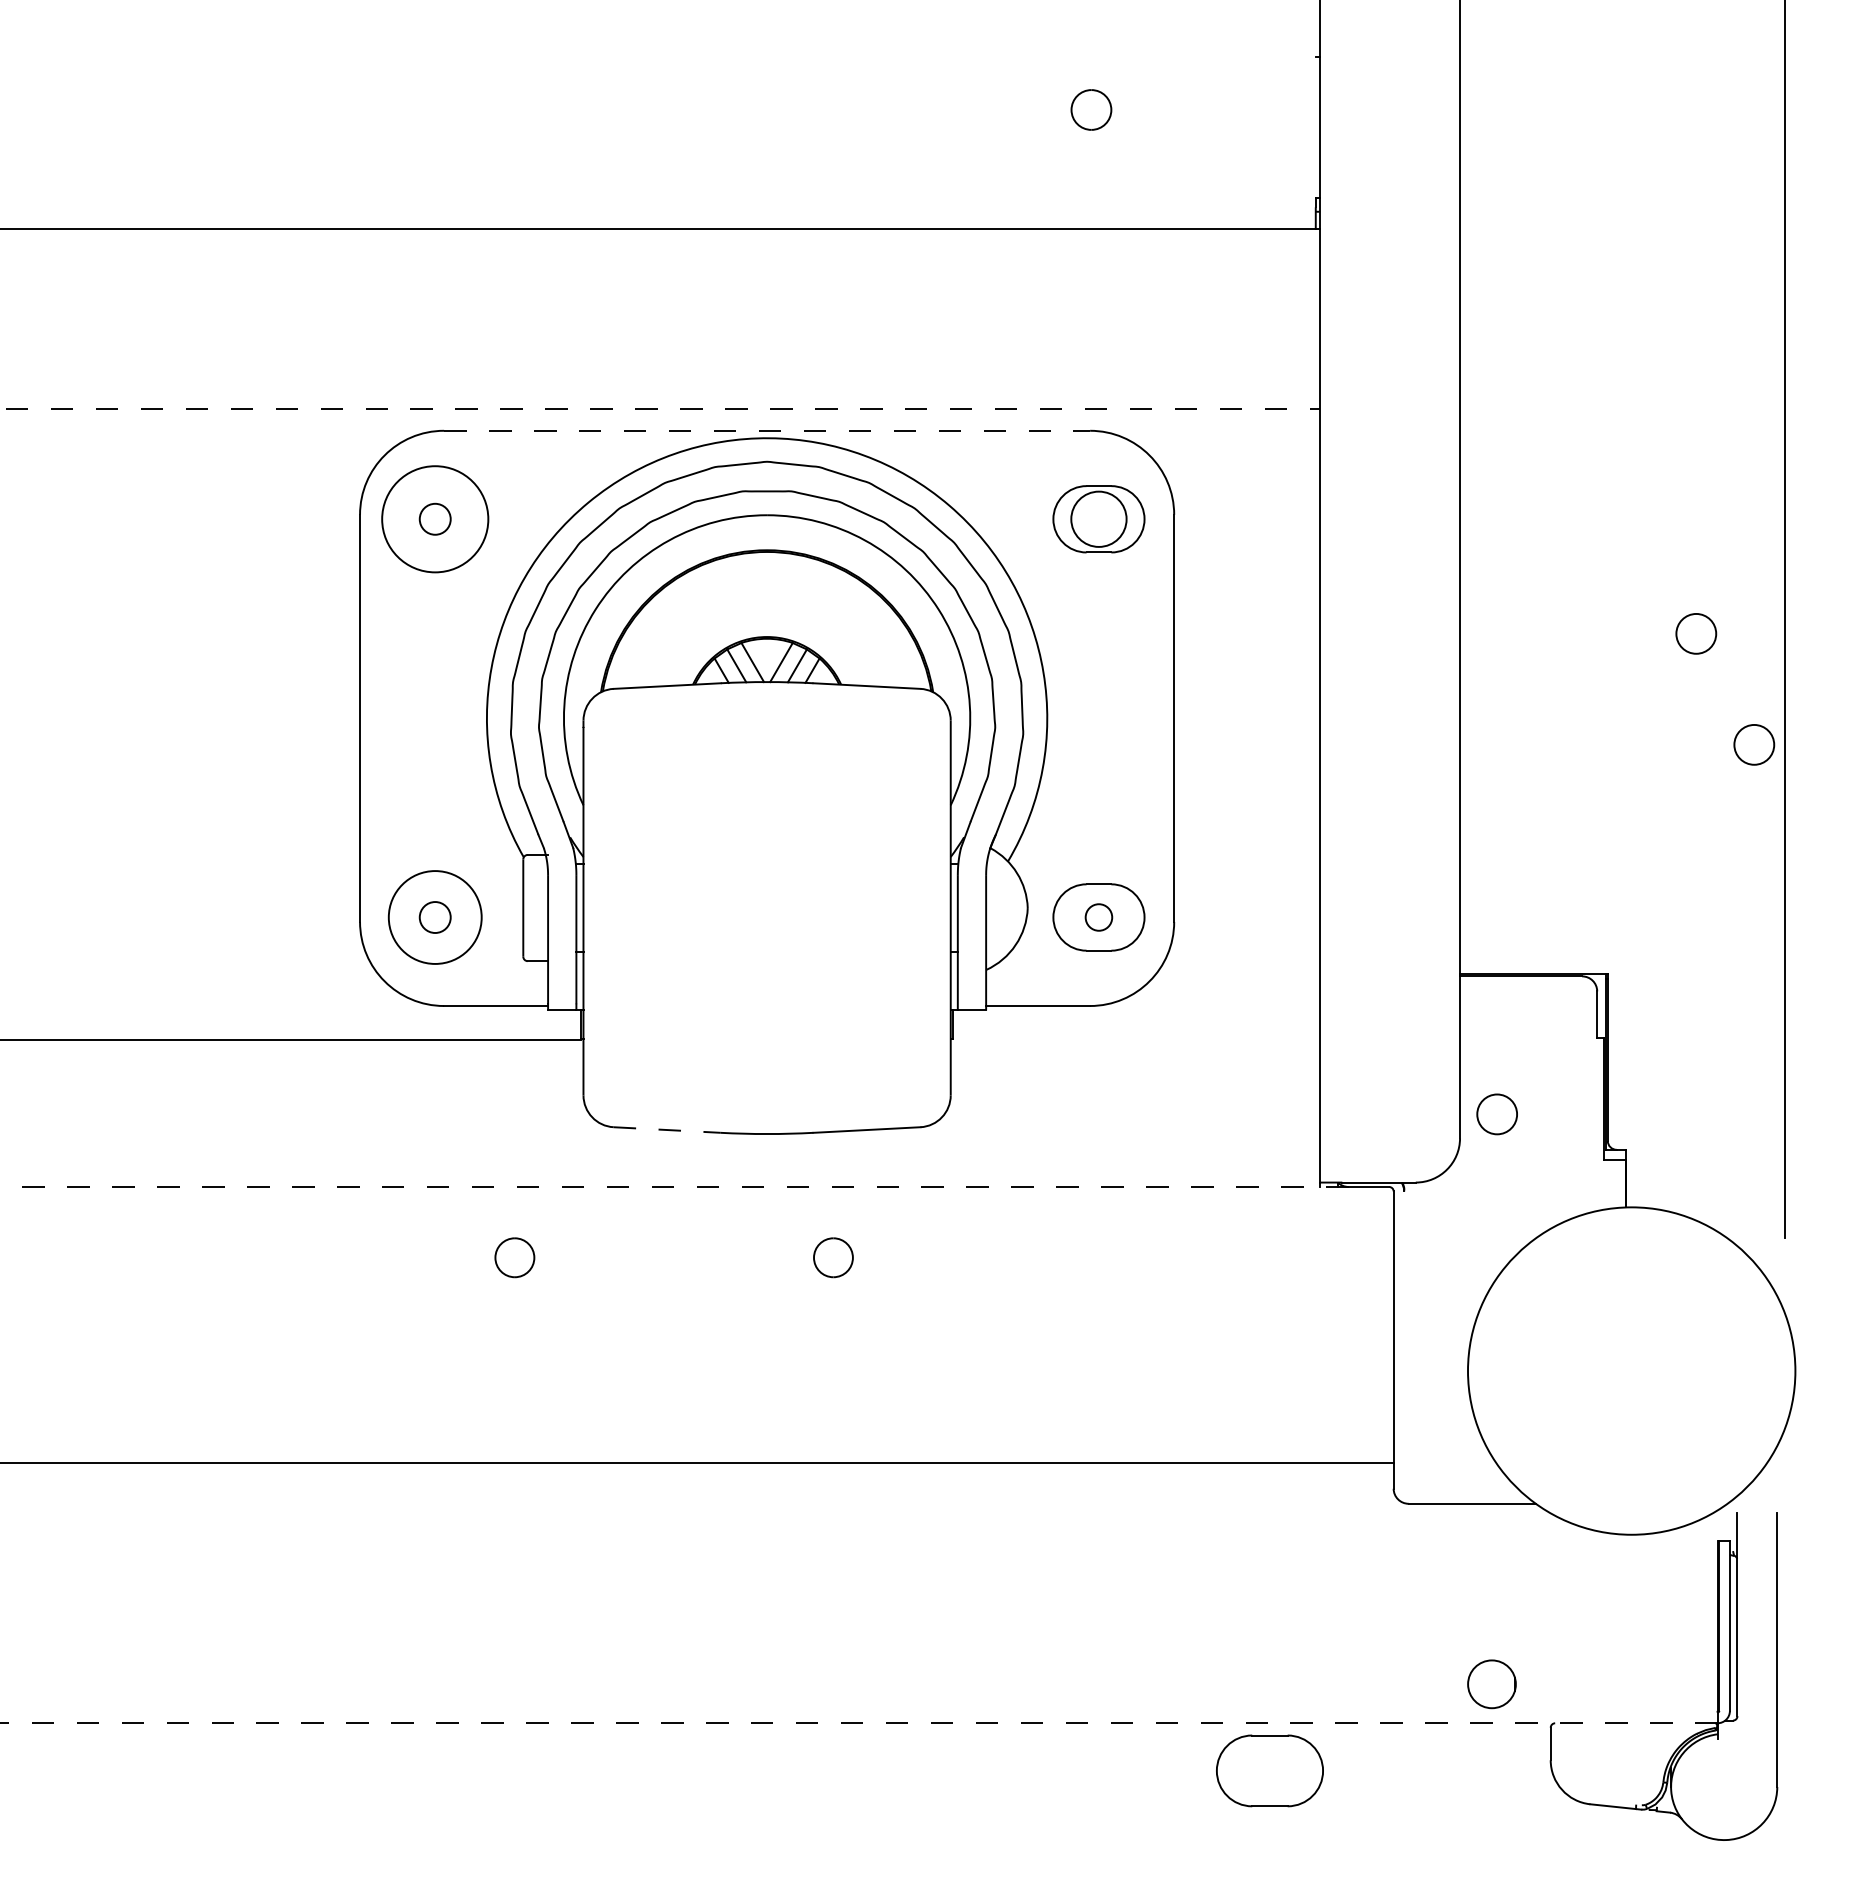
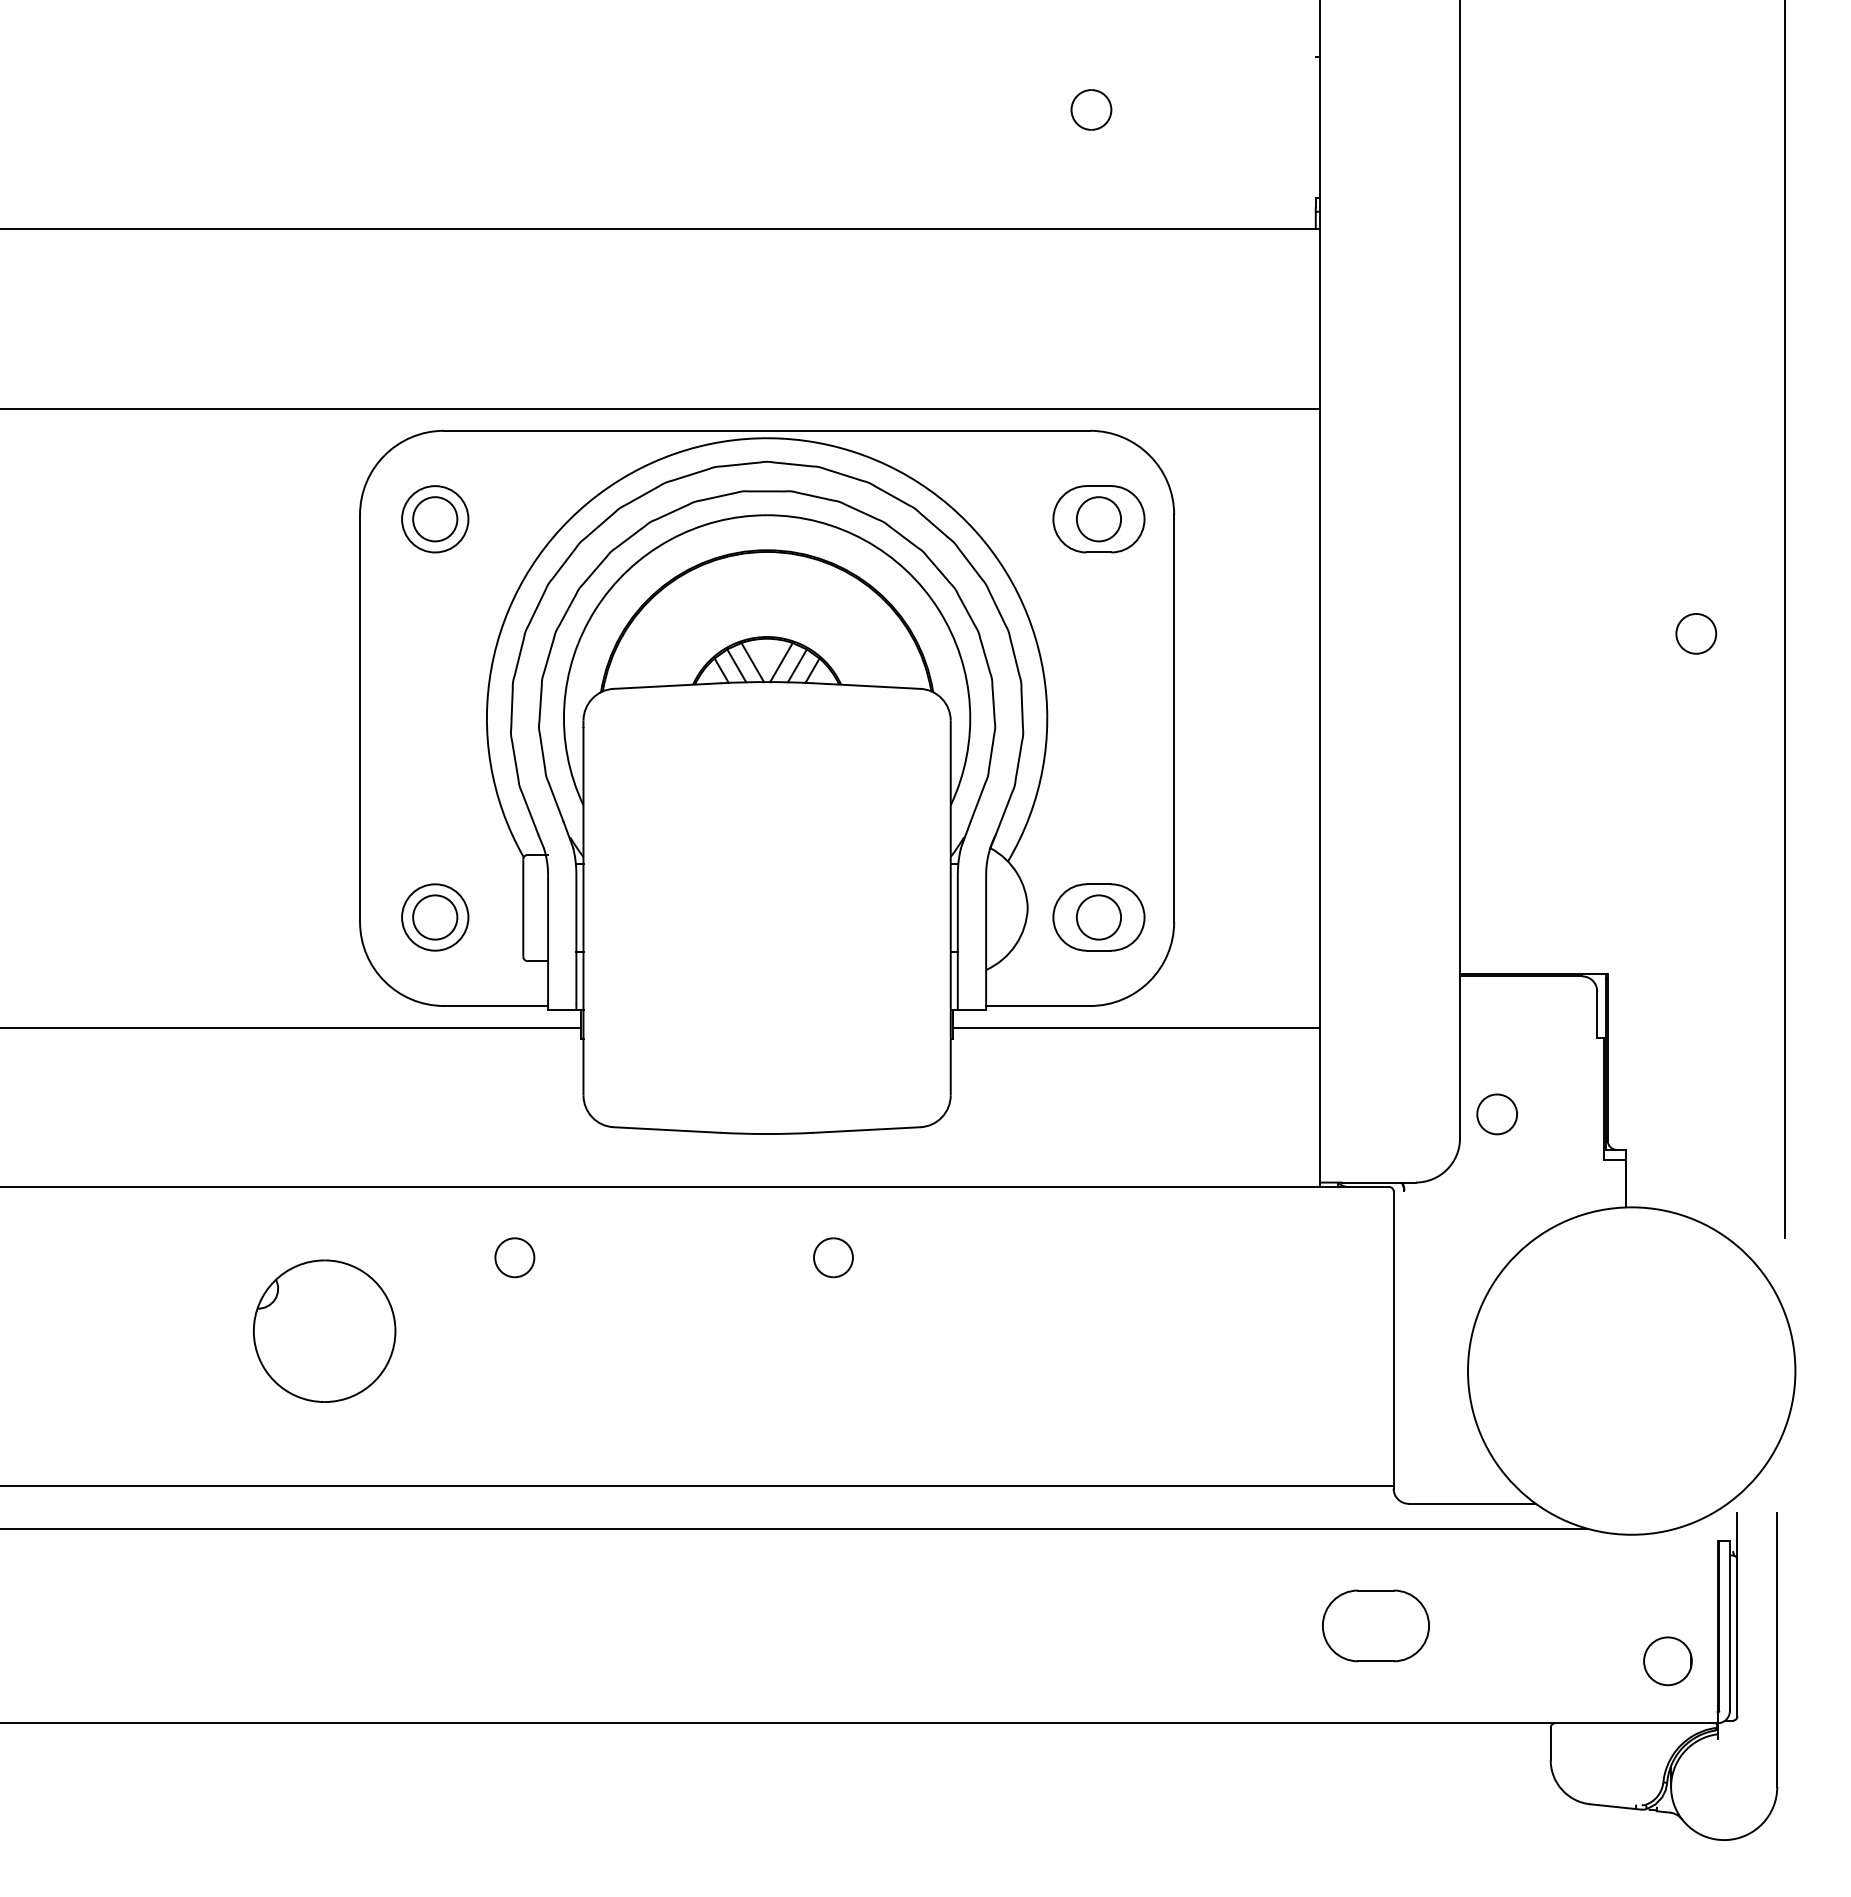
line: dashed -> solid (660, 408)
line: dashed -> solid (767, 430)
circle diameter: 31 px -> 44 px (435, 519)
circle diameter: 55 px -> 44 px (1098, 519)
circle diameter: 106 px -> 66 px (435, 519)
circle: present -> none (1754, 744)
circle diameter: 31 px -> 44 px (435, 917)
circle diameter: 93 px -> 66 px (435, 917)
circle diameter: 27 px -> 44 px (1098, 917)
line: none -> present (1136, 1028)
line position: (291, 1040) -> (291, 1028) (291, 1028)
line: dashed -> solid (667, 1130)
line: dashed -> solid (674, 1187)
part: none -> present (324, 1330)
line position: (697, 1463) -> (697, 1486) (697, 1486)
line: none -> present (794, 1528)
part position: (1491, 1684) -> (1667, 1661) (1667, 1661)
line: dashed -> solid (858, 1723)
part position: (1269, 1770) -> (1375, 1625) (1375, 1625)
